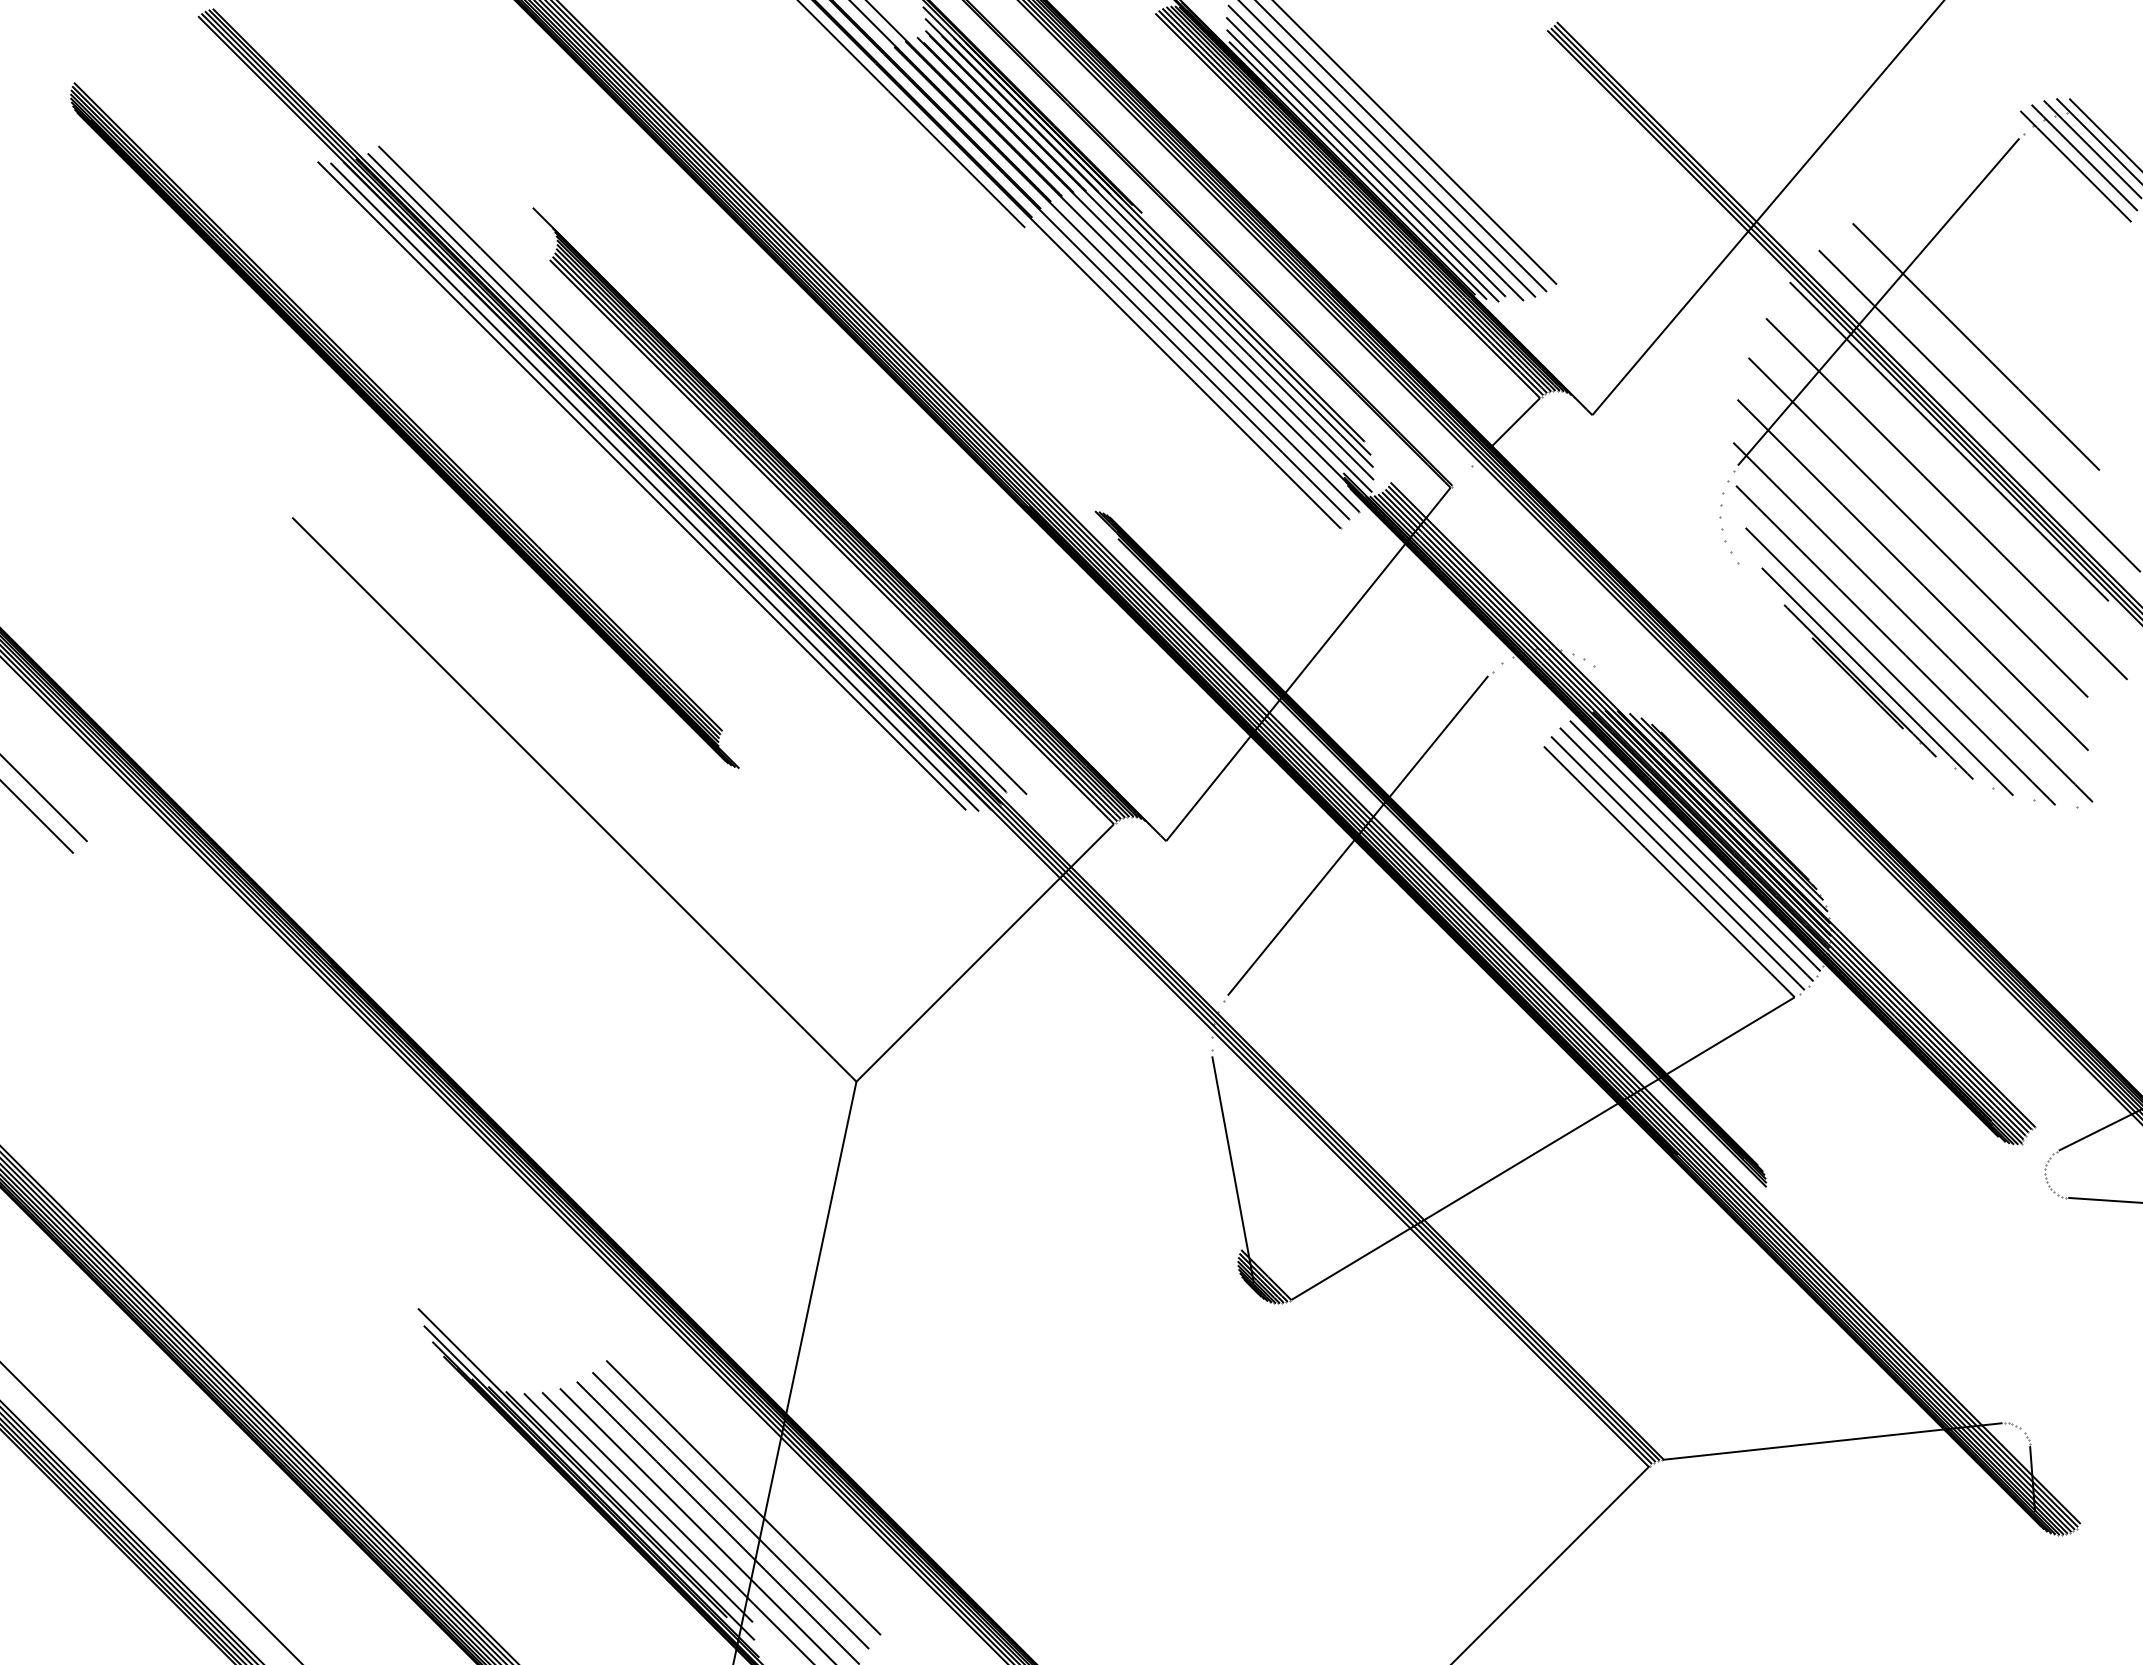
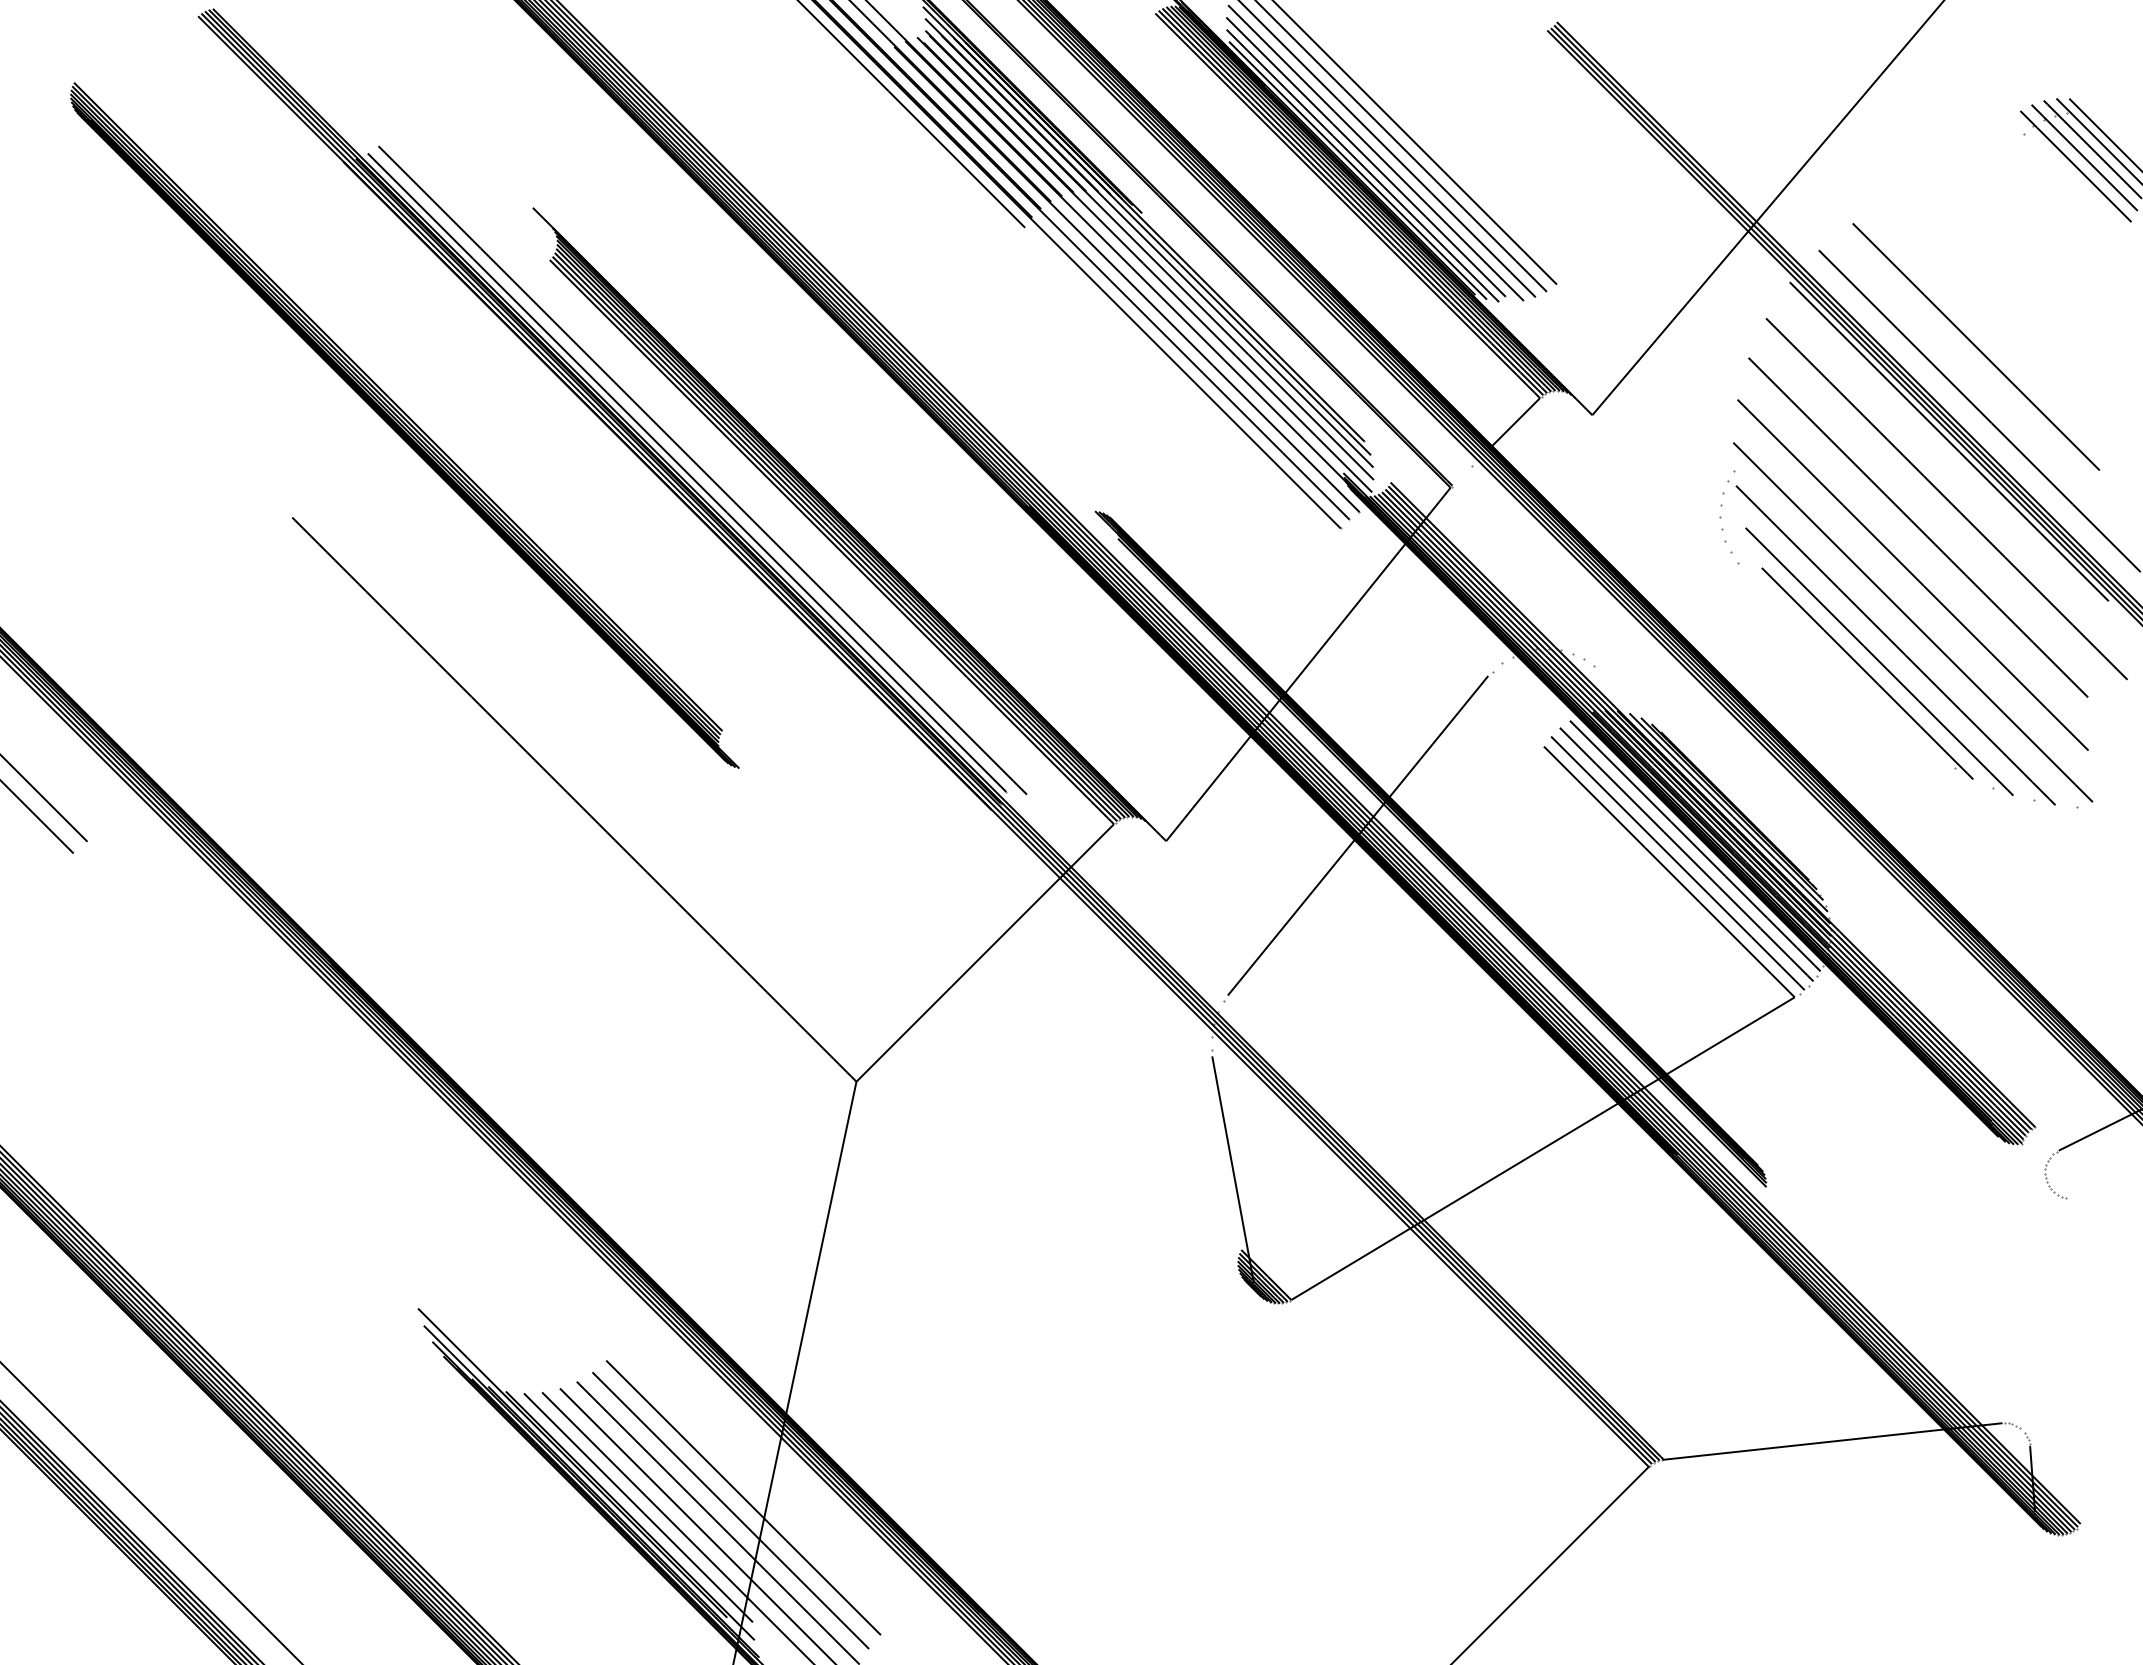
line: present -> none (1878, 301)
part: present -> none (648, 486)
part: present -> none (1859, 680)
line: present -> none (2103, 1199)
